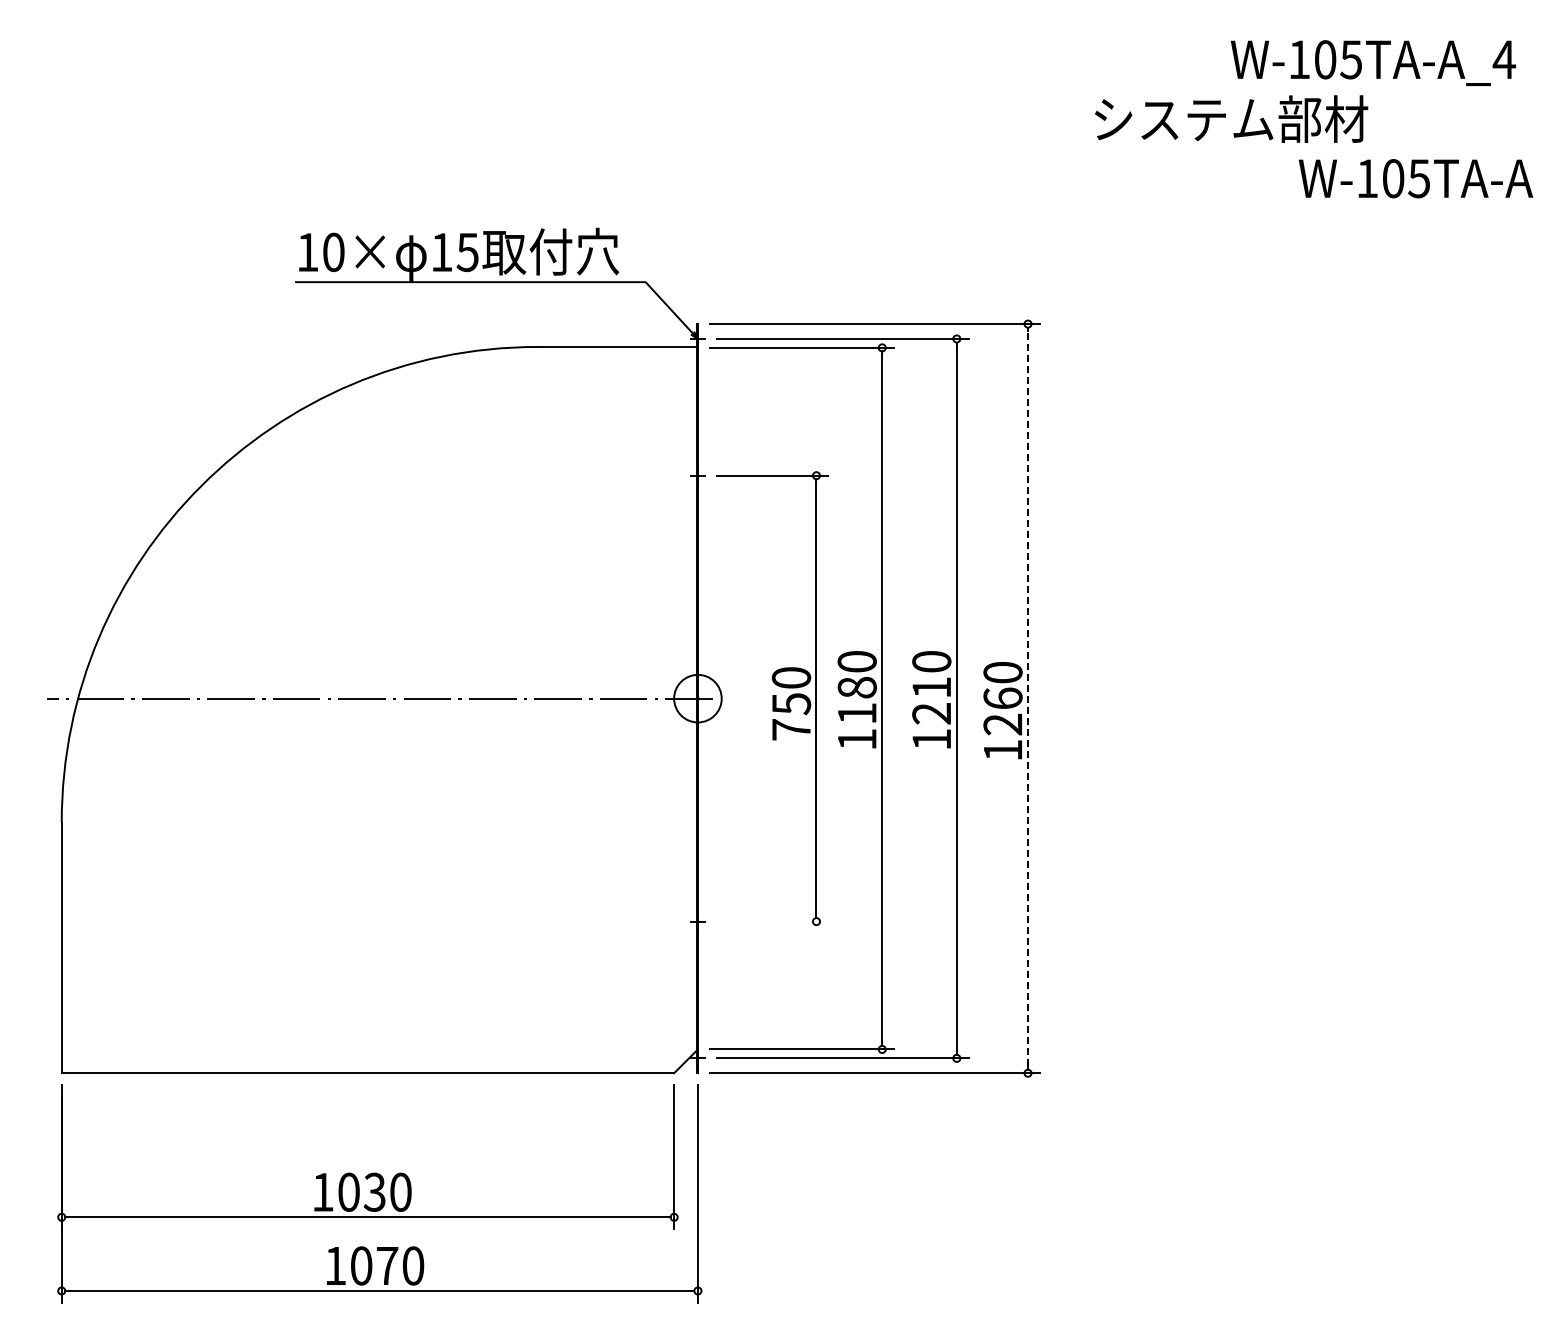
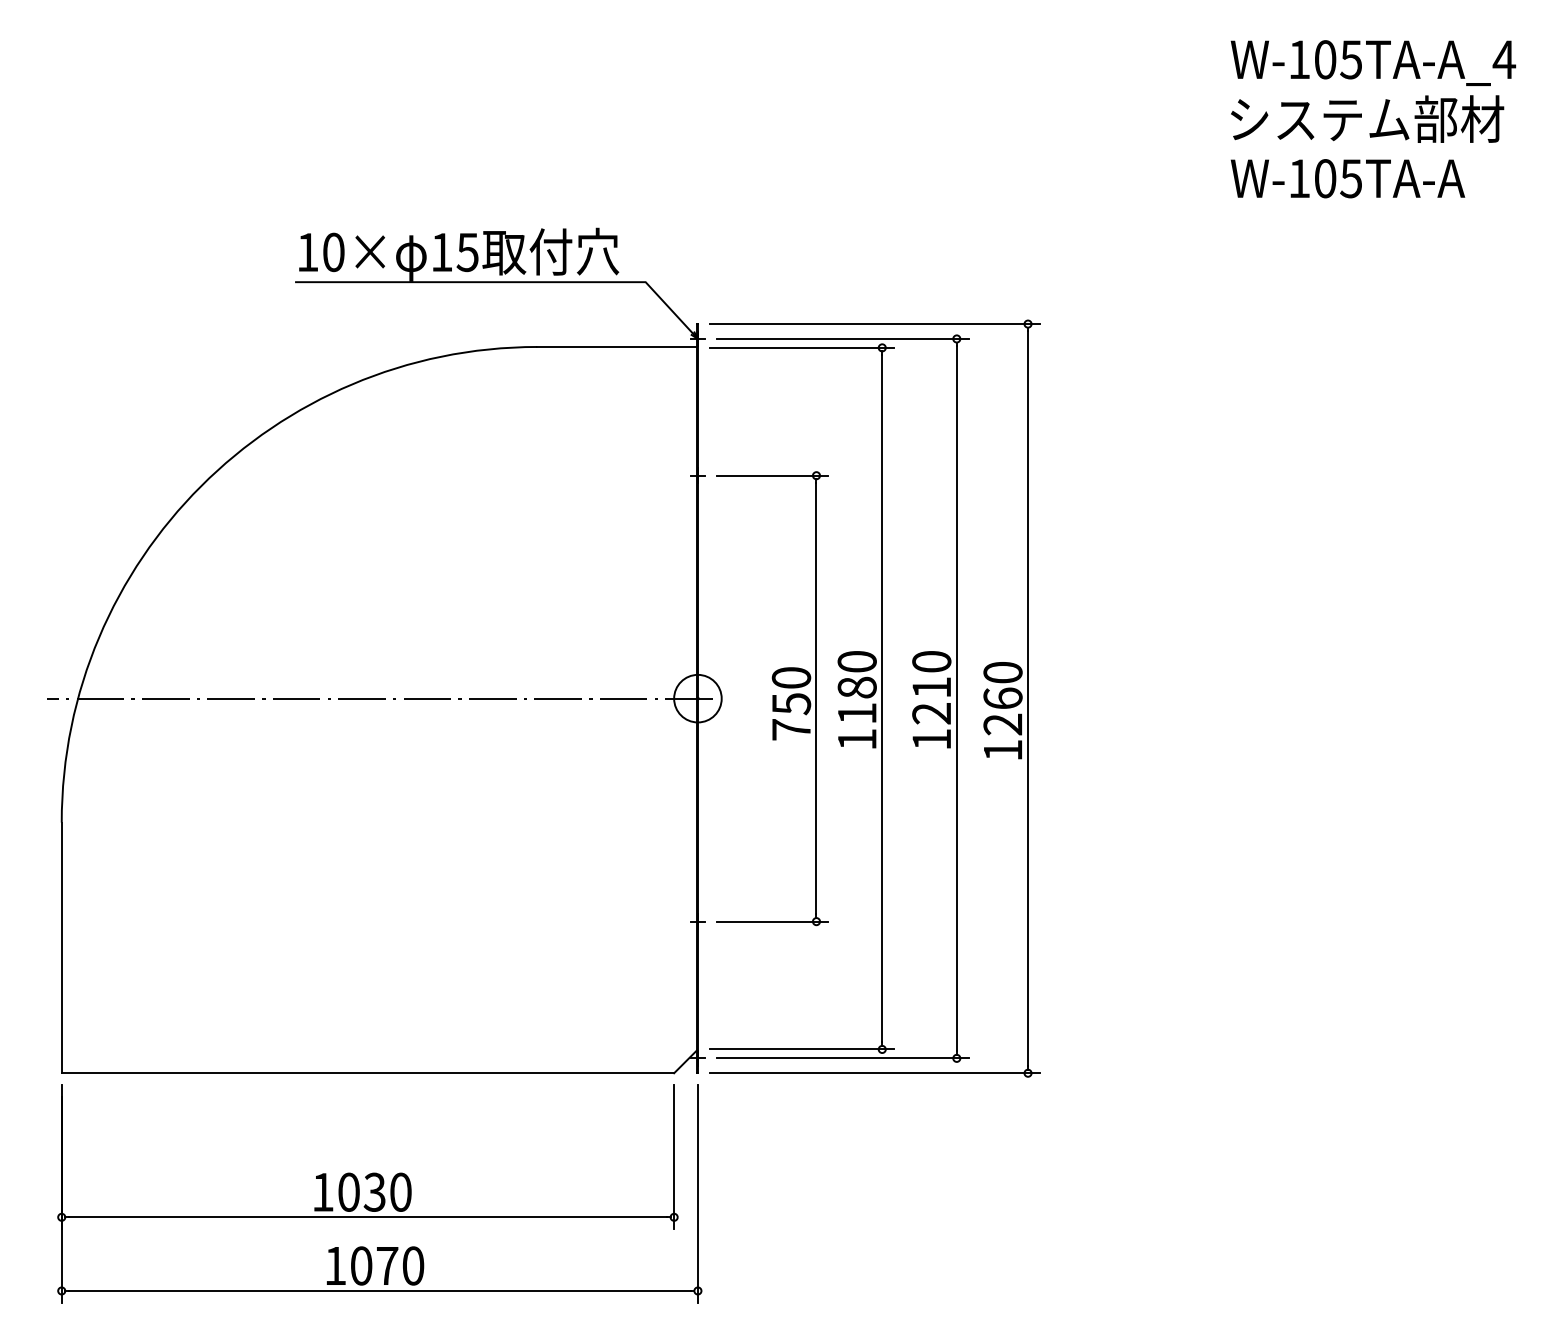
text position: (1231, 118) -> (1367, 118) (1367, 118)
text position: (1415, 178) -> (1347, 178) (1347, 178)
line: dashed -> solid (1028, 698)
line: none -> present (772, 921)
